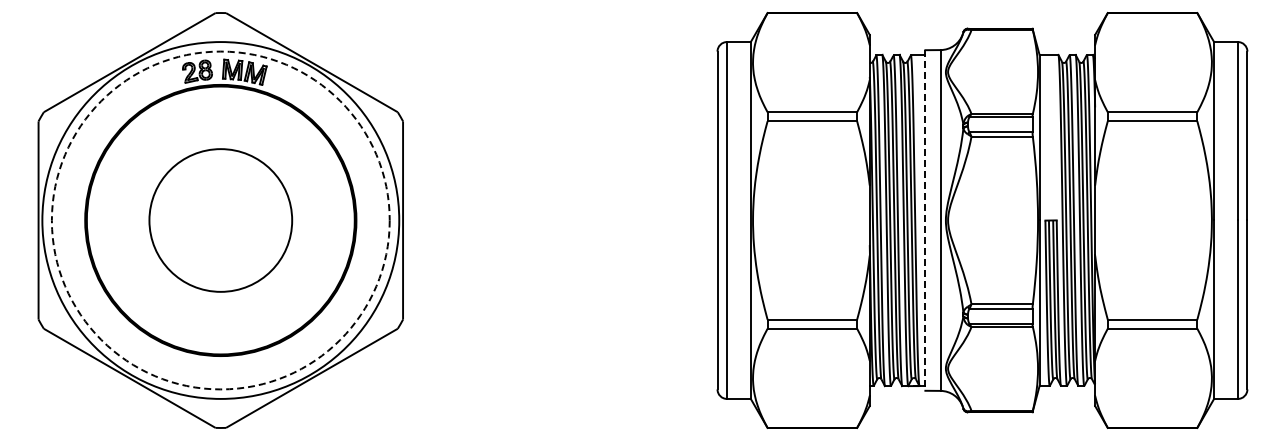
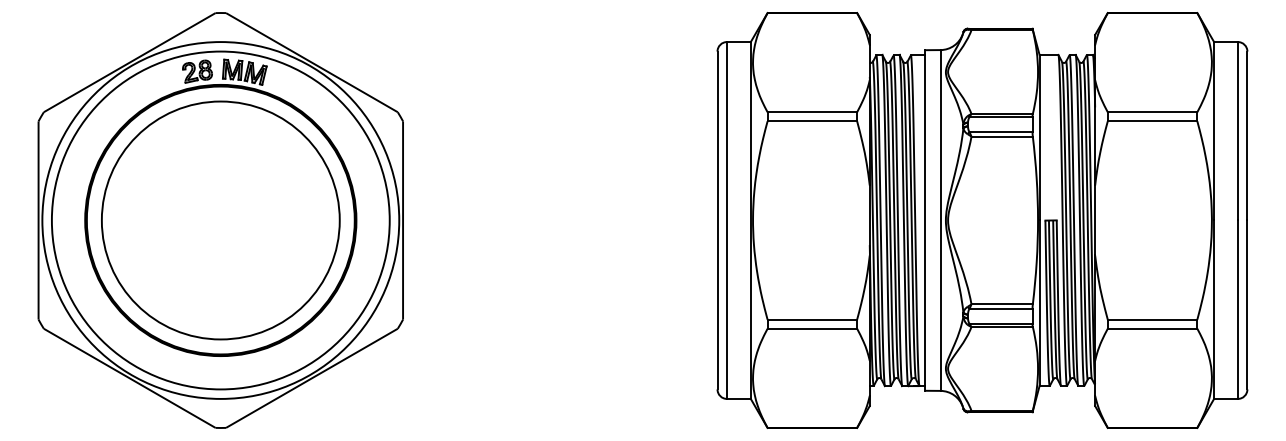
circle diameter: 143 px -> 238 px (220, 220)
circle: dashed -> solid (220, 220)
line: dashed -> solid (925, 220)
